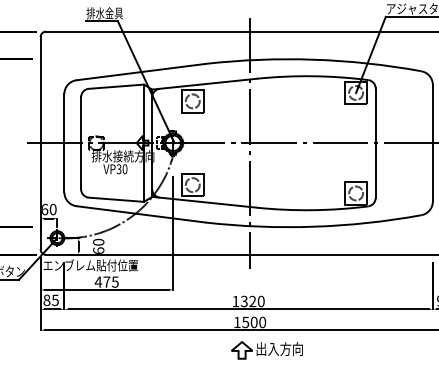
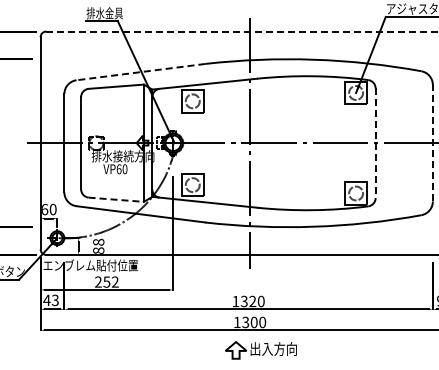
line: solid -> dashed (242, 31)
line: solid -> dashed (140, 72)
line: solid -> dashed (432, 142)
line: solid -> dashed (375, 143)
text: VP30 -> VP60 (118, 169)
line: solid -> dashed (116, 199)
text: 60 -> 88 (98, 245)
text: 475 -> 252 (106, 281)
text: 85 -> 43 (50, 300)
text: 1500 -> 1300 (245, 321)
part position: (266, 350) -> (260, 350) (260, 350)
